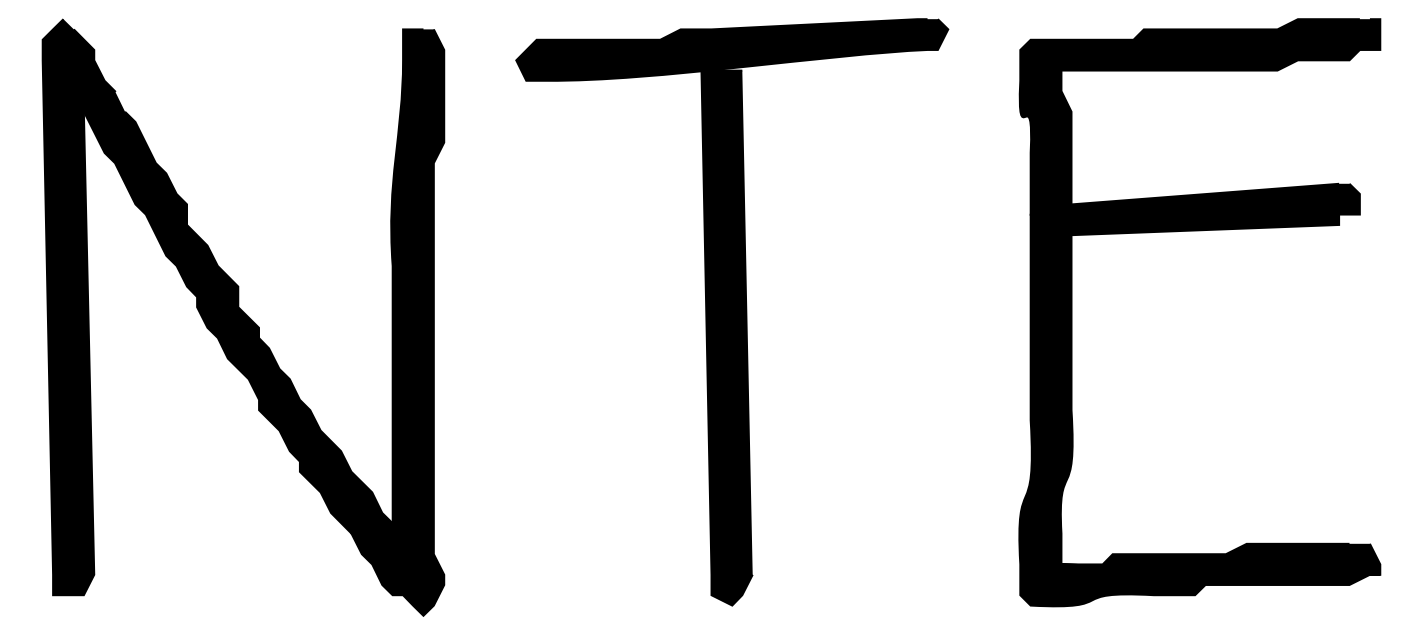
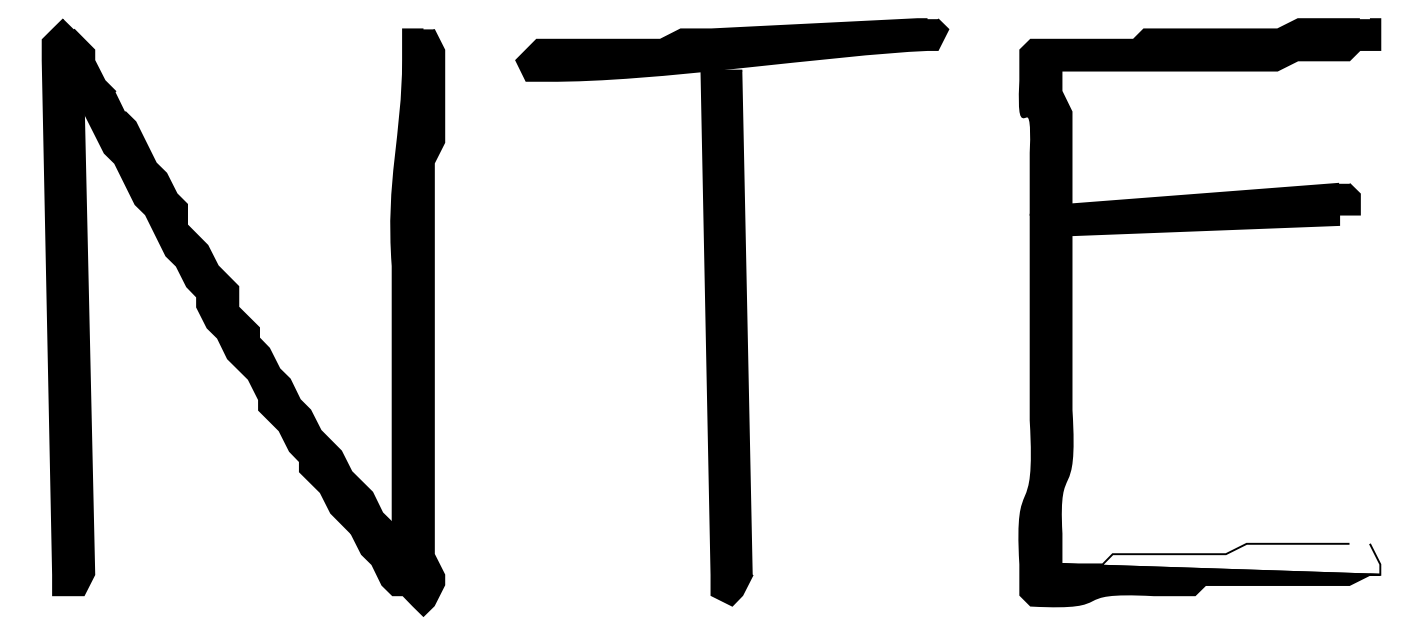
fill: present -> none (1220, 558)
